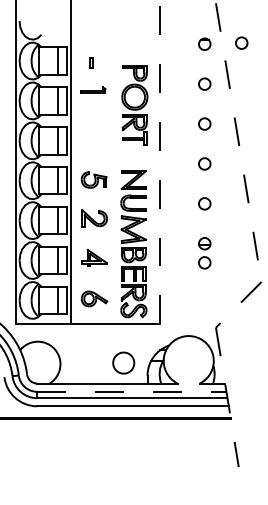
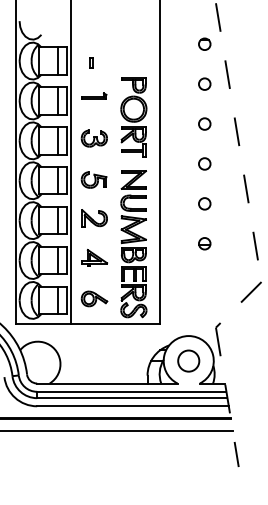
circle: present -> none (241, 42)
part position: (93, 89) -> (94, 95) (94, 95)
part position: (134, 105) -> (133, 117) (133, 117)
part: none -> present (93, 138)
line: dashed -> solid (160, 161)
circle: present -> none (204, 262)
circle position: (123, 362) -> (188, 360) (188, 360)
line: dashed -> solid (131, 391)
line: none -> present (117, 430)
